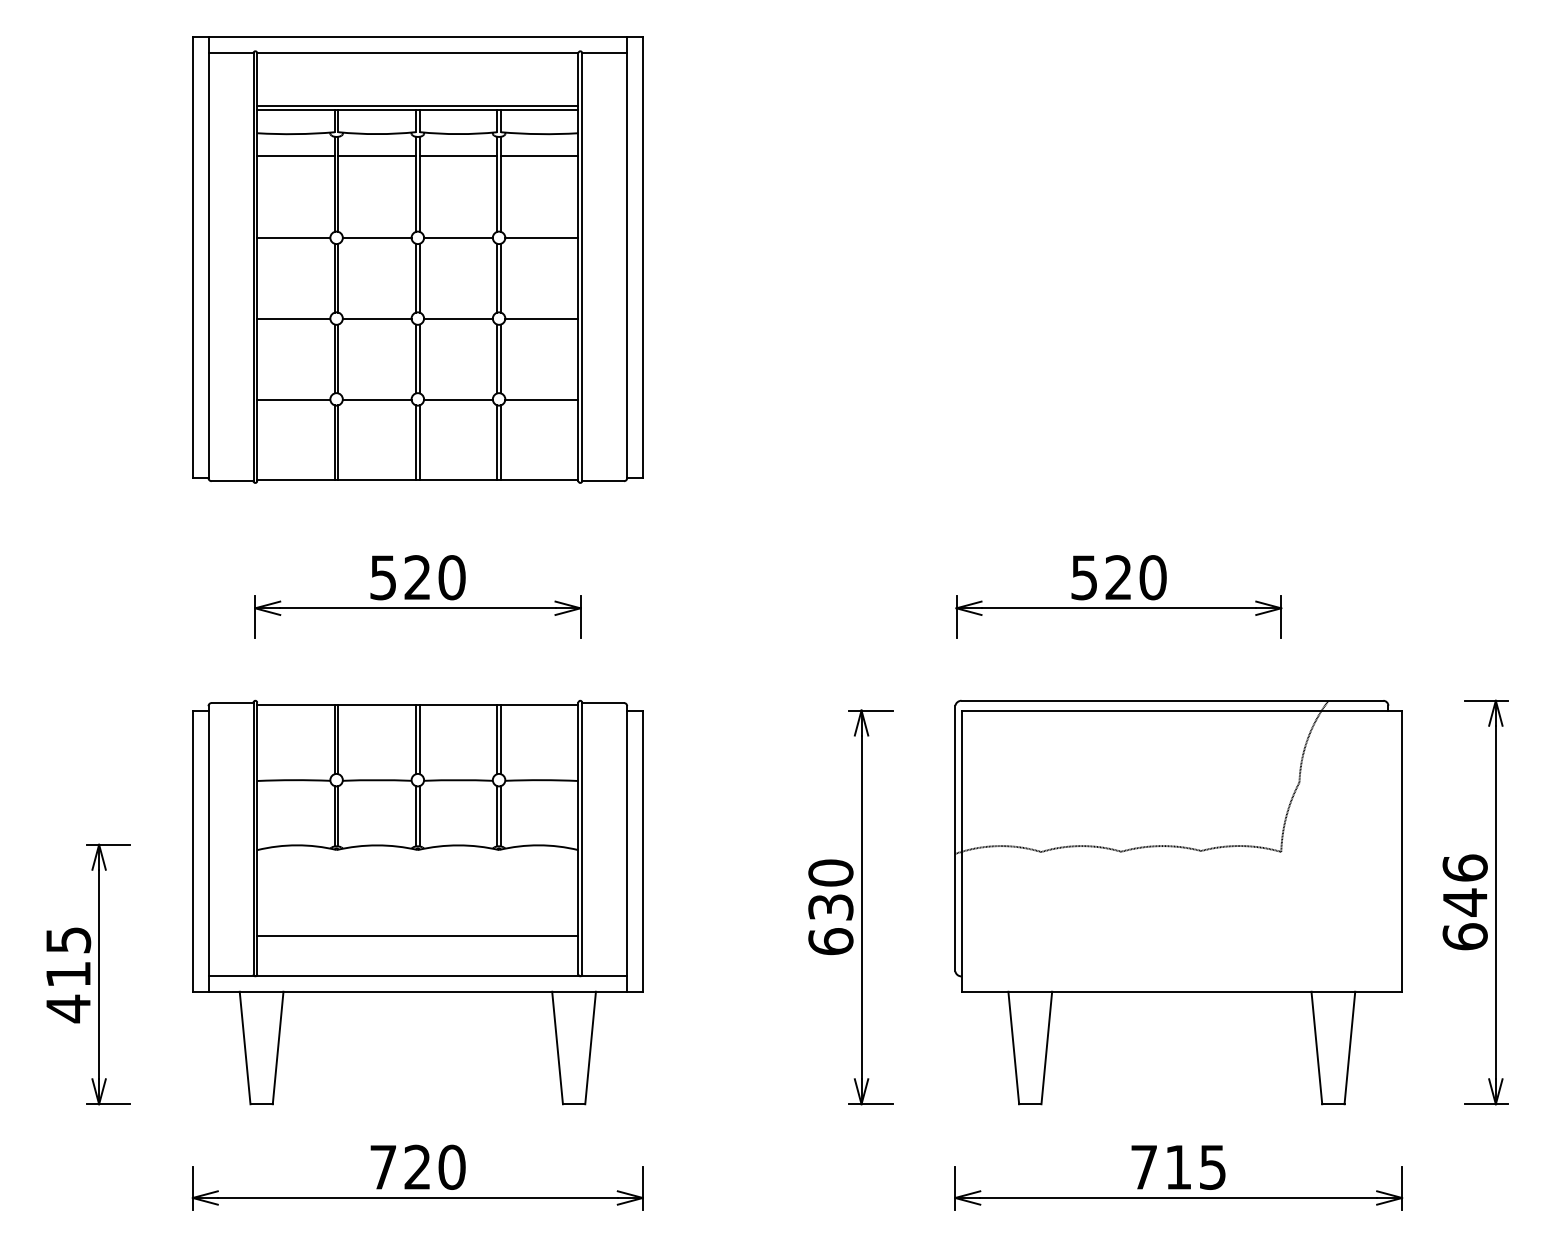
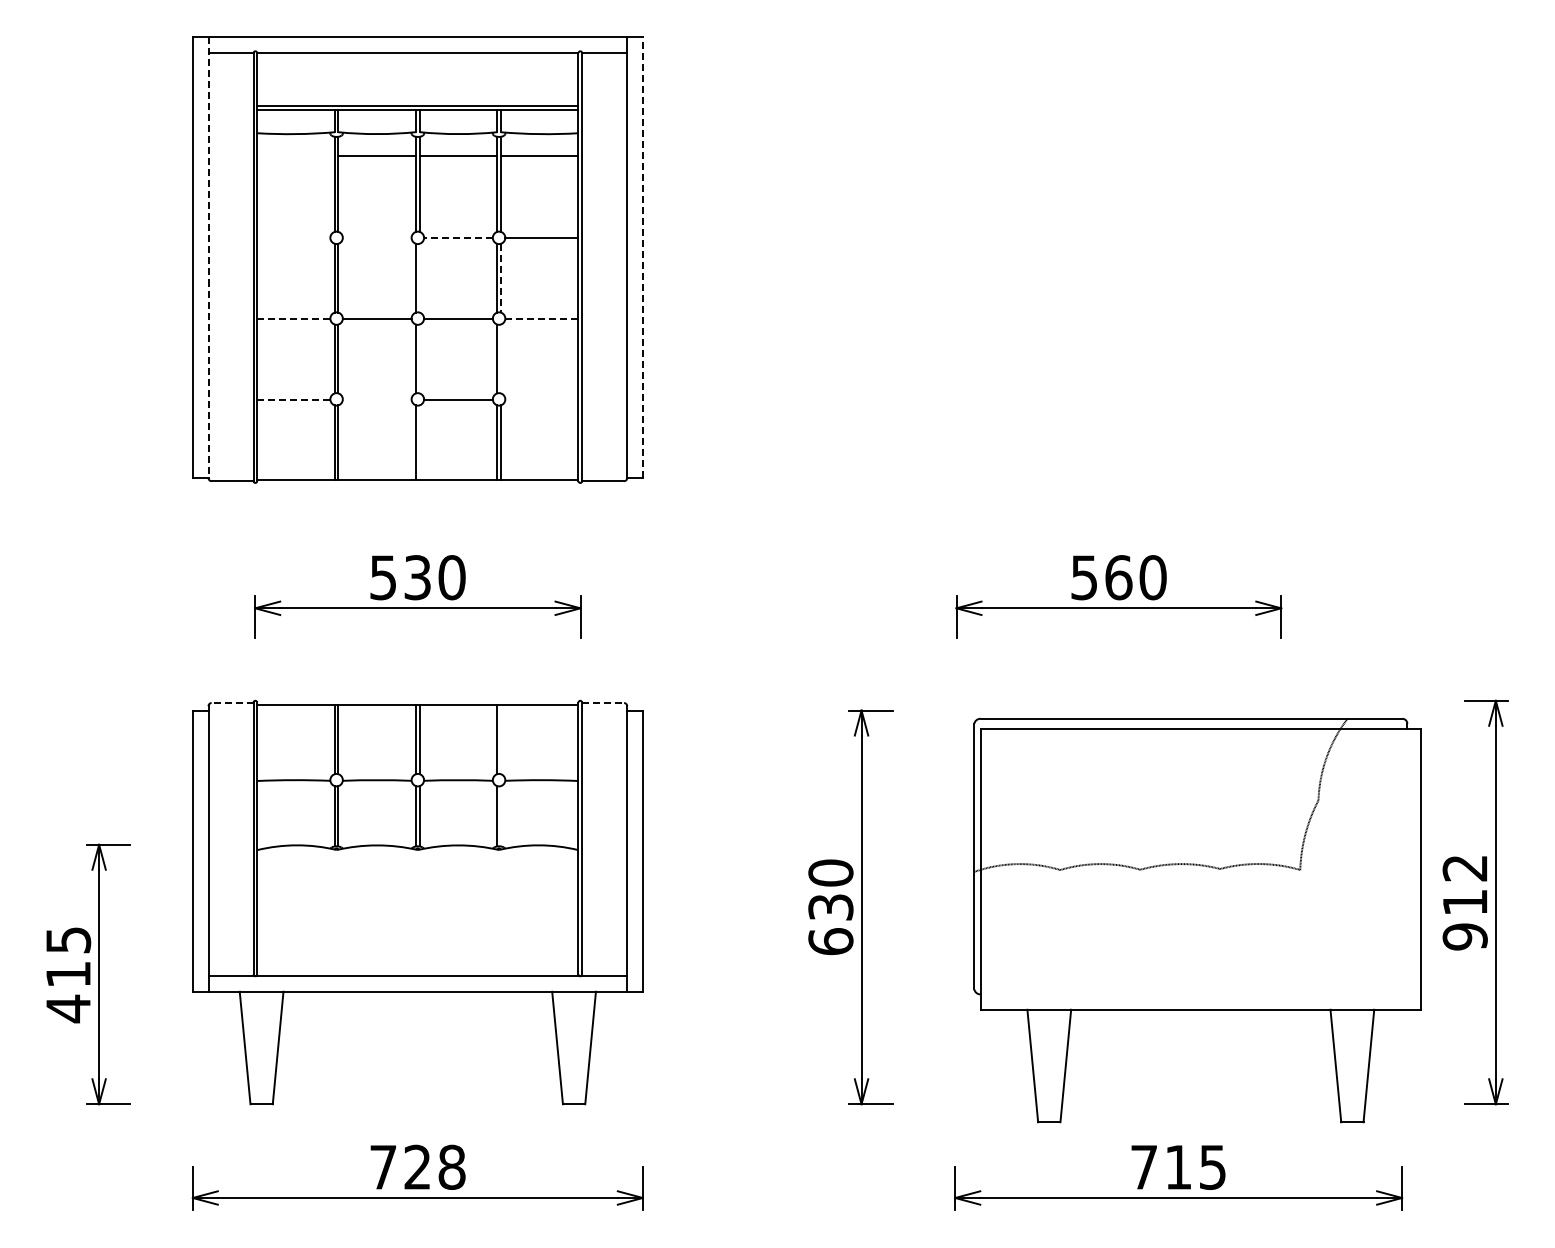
line: present -> none (295, 156)
line: present -> none (293, 237)
line: present -> none (376, 237)
line: solid -> dashed (458, 237)
line: solid -> dashed (642, 257)
line: solid -> dashed (208, 258)
line: present -> none (419, 277)
line: solid -> dashed (501, 278)
line: solid -> dashed (293, 318)
line: solid -> dashed (541, 318)
line: present -> none (419, 358)
line: present -> none (501, 358)
line: solid -> dashed (293, 399)
line: present -> none (376, 399)
line: present -> none (541, 399)
line: present -> none (419, 442)
text: 520 -> 530 (417, 577)
text: 520 -> 560 (1118, 577)
line: solid -> dashed (232, 703)
line: solid -> dashed (603, 703)
line: present -> none (500, 739)
line: present -> none (500, 816)
part position: (1178, 902) -> (1197, 920) (1197, 920)
text: 646 -> 912 (1464, 902)
line: present -> none (417, 935)
text: 720 -> 728 (451, 1167)
